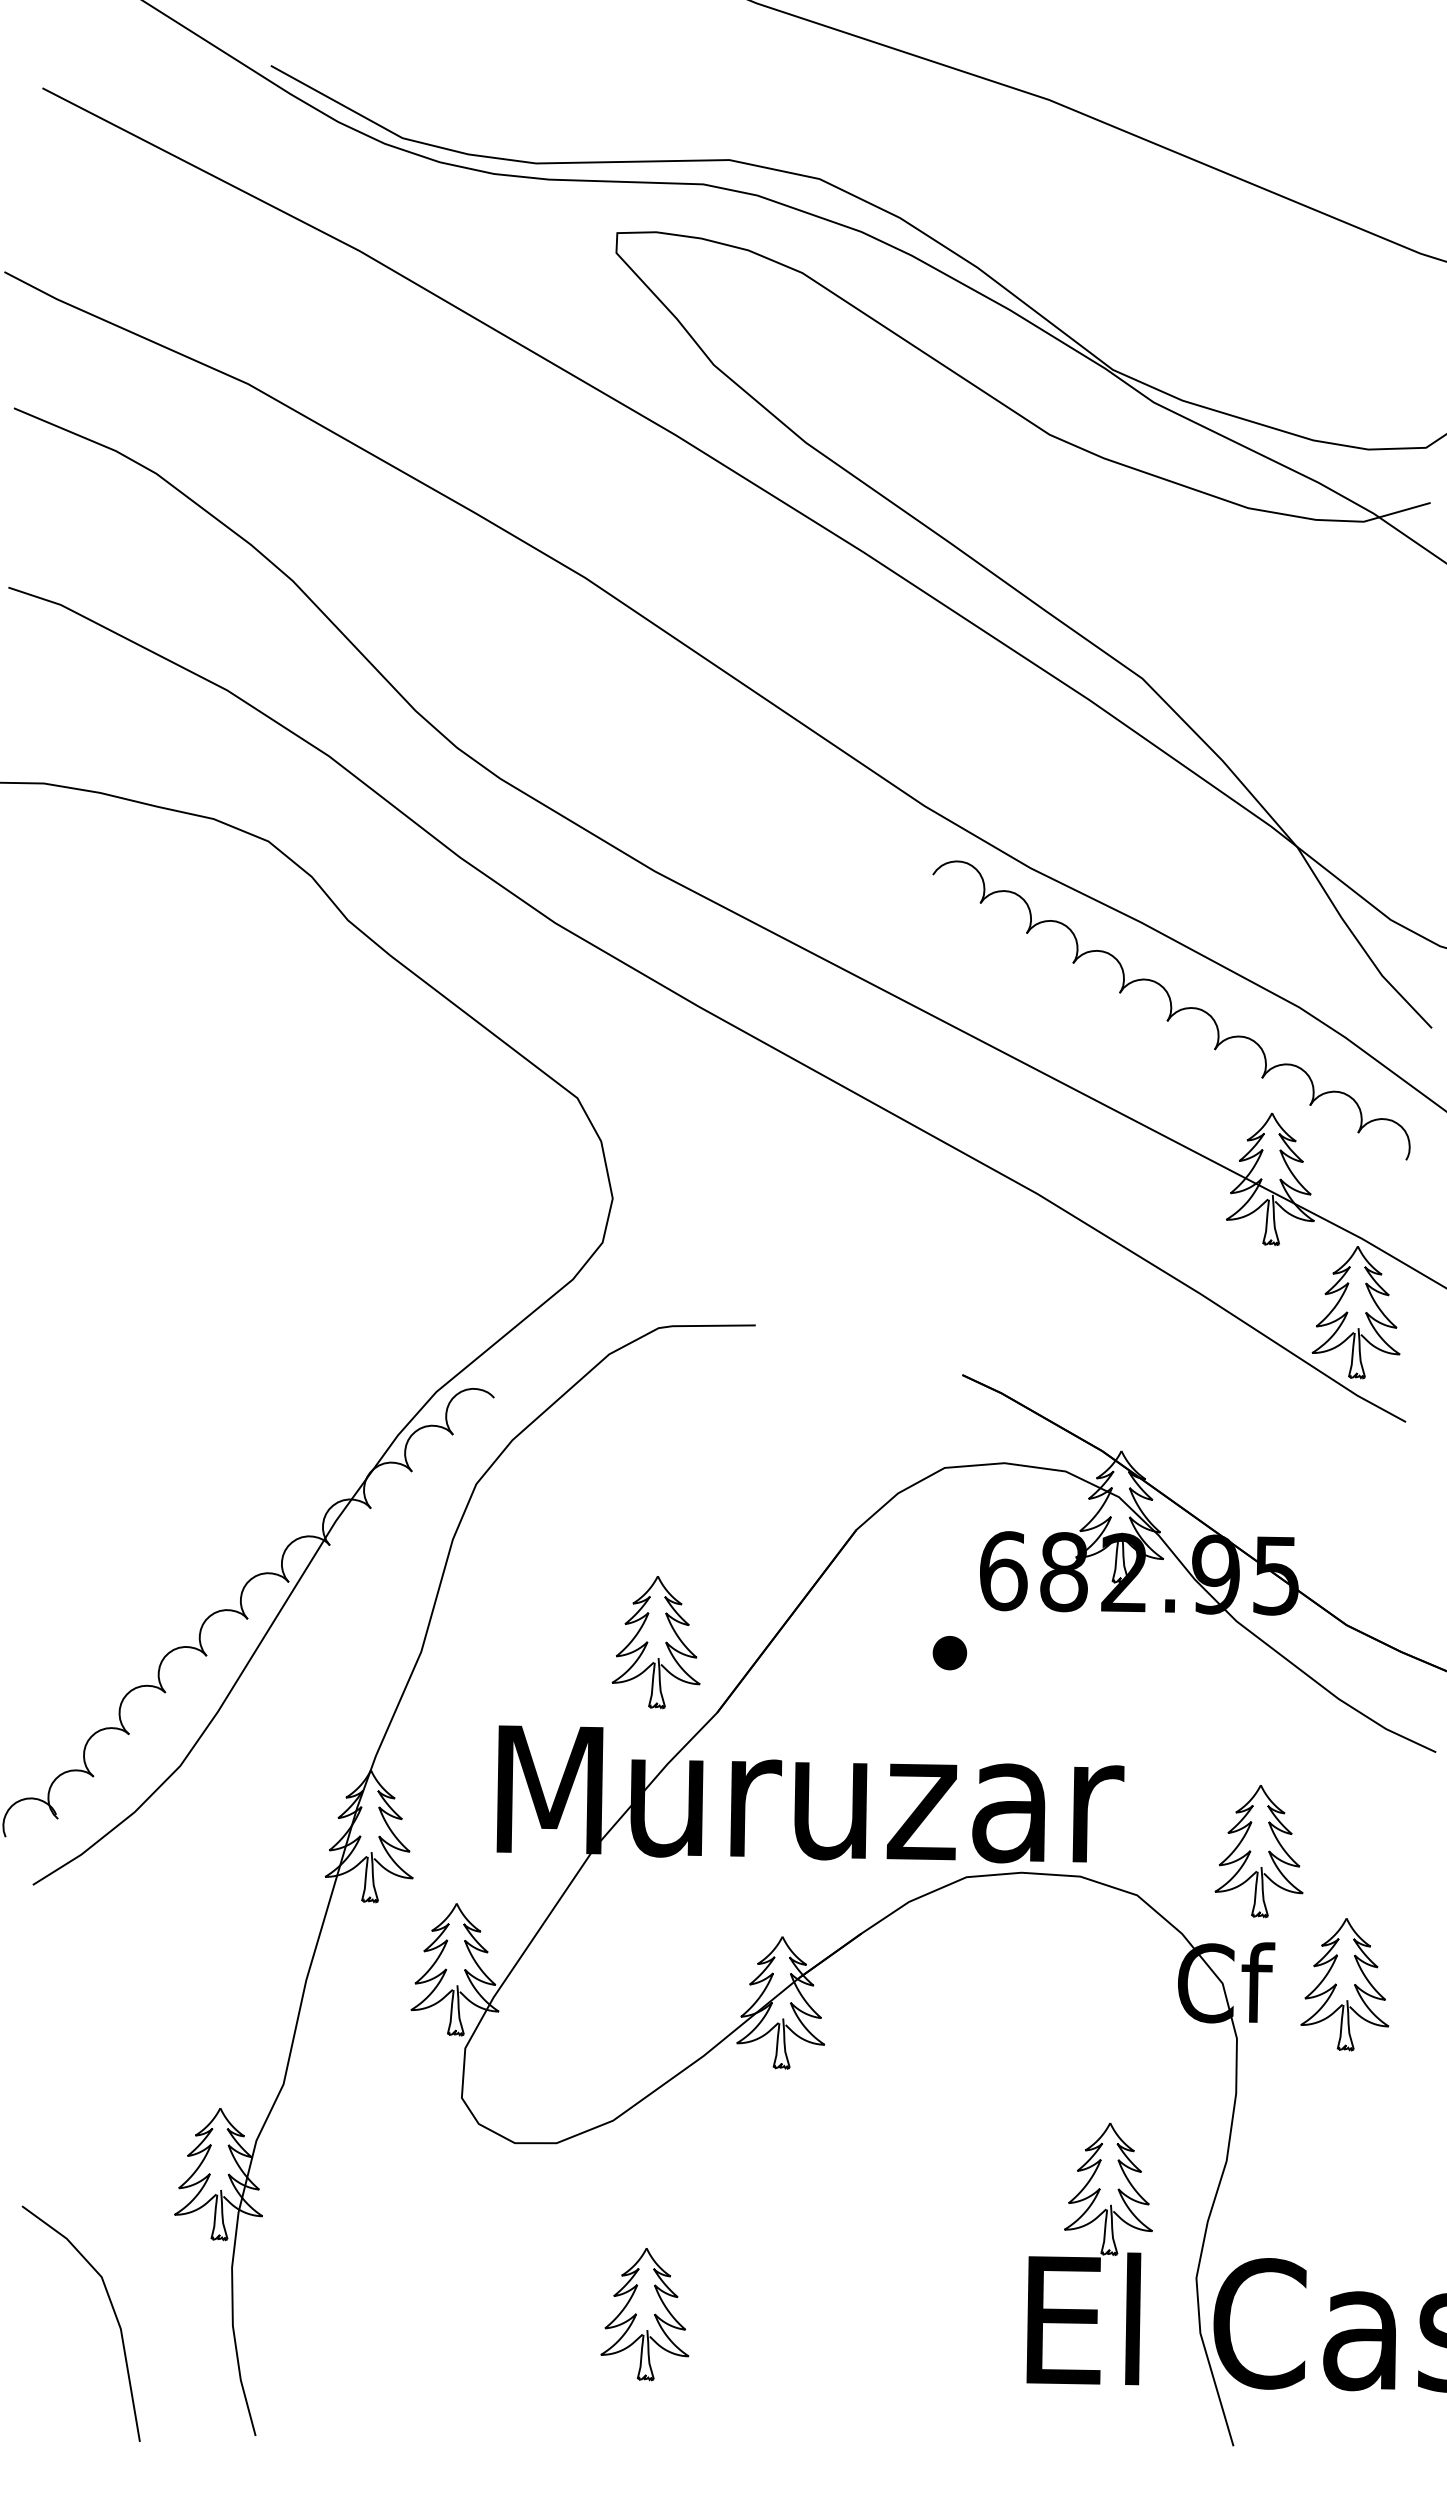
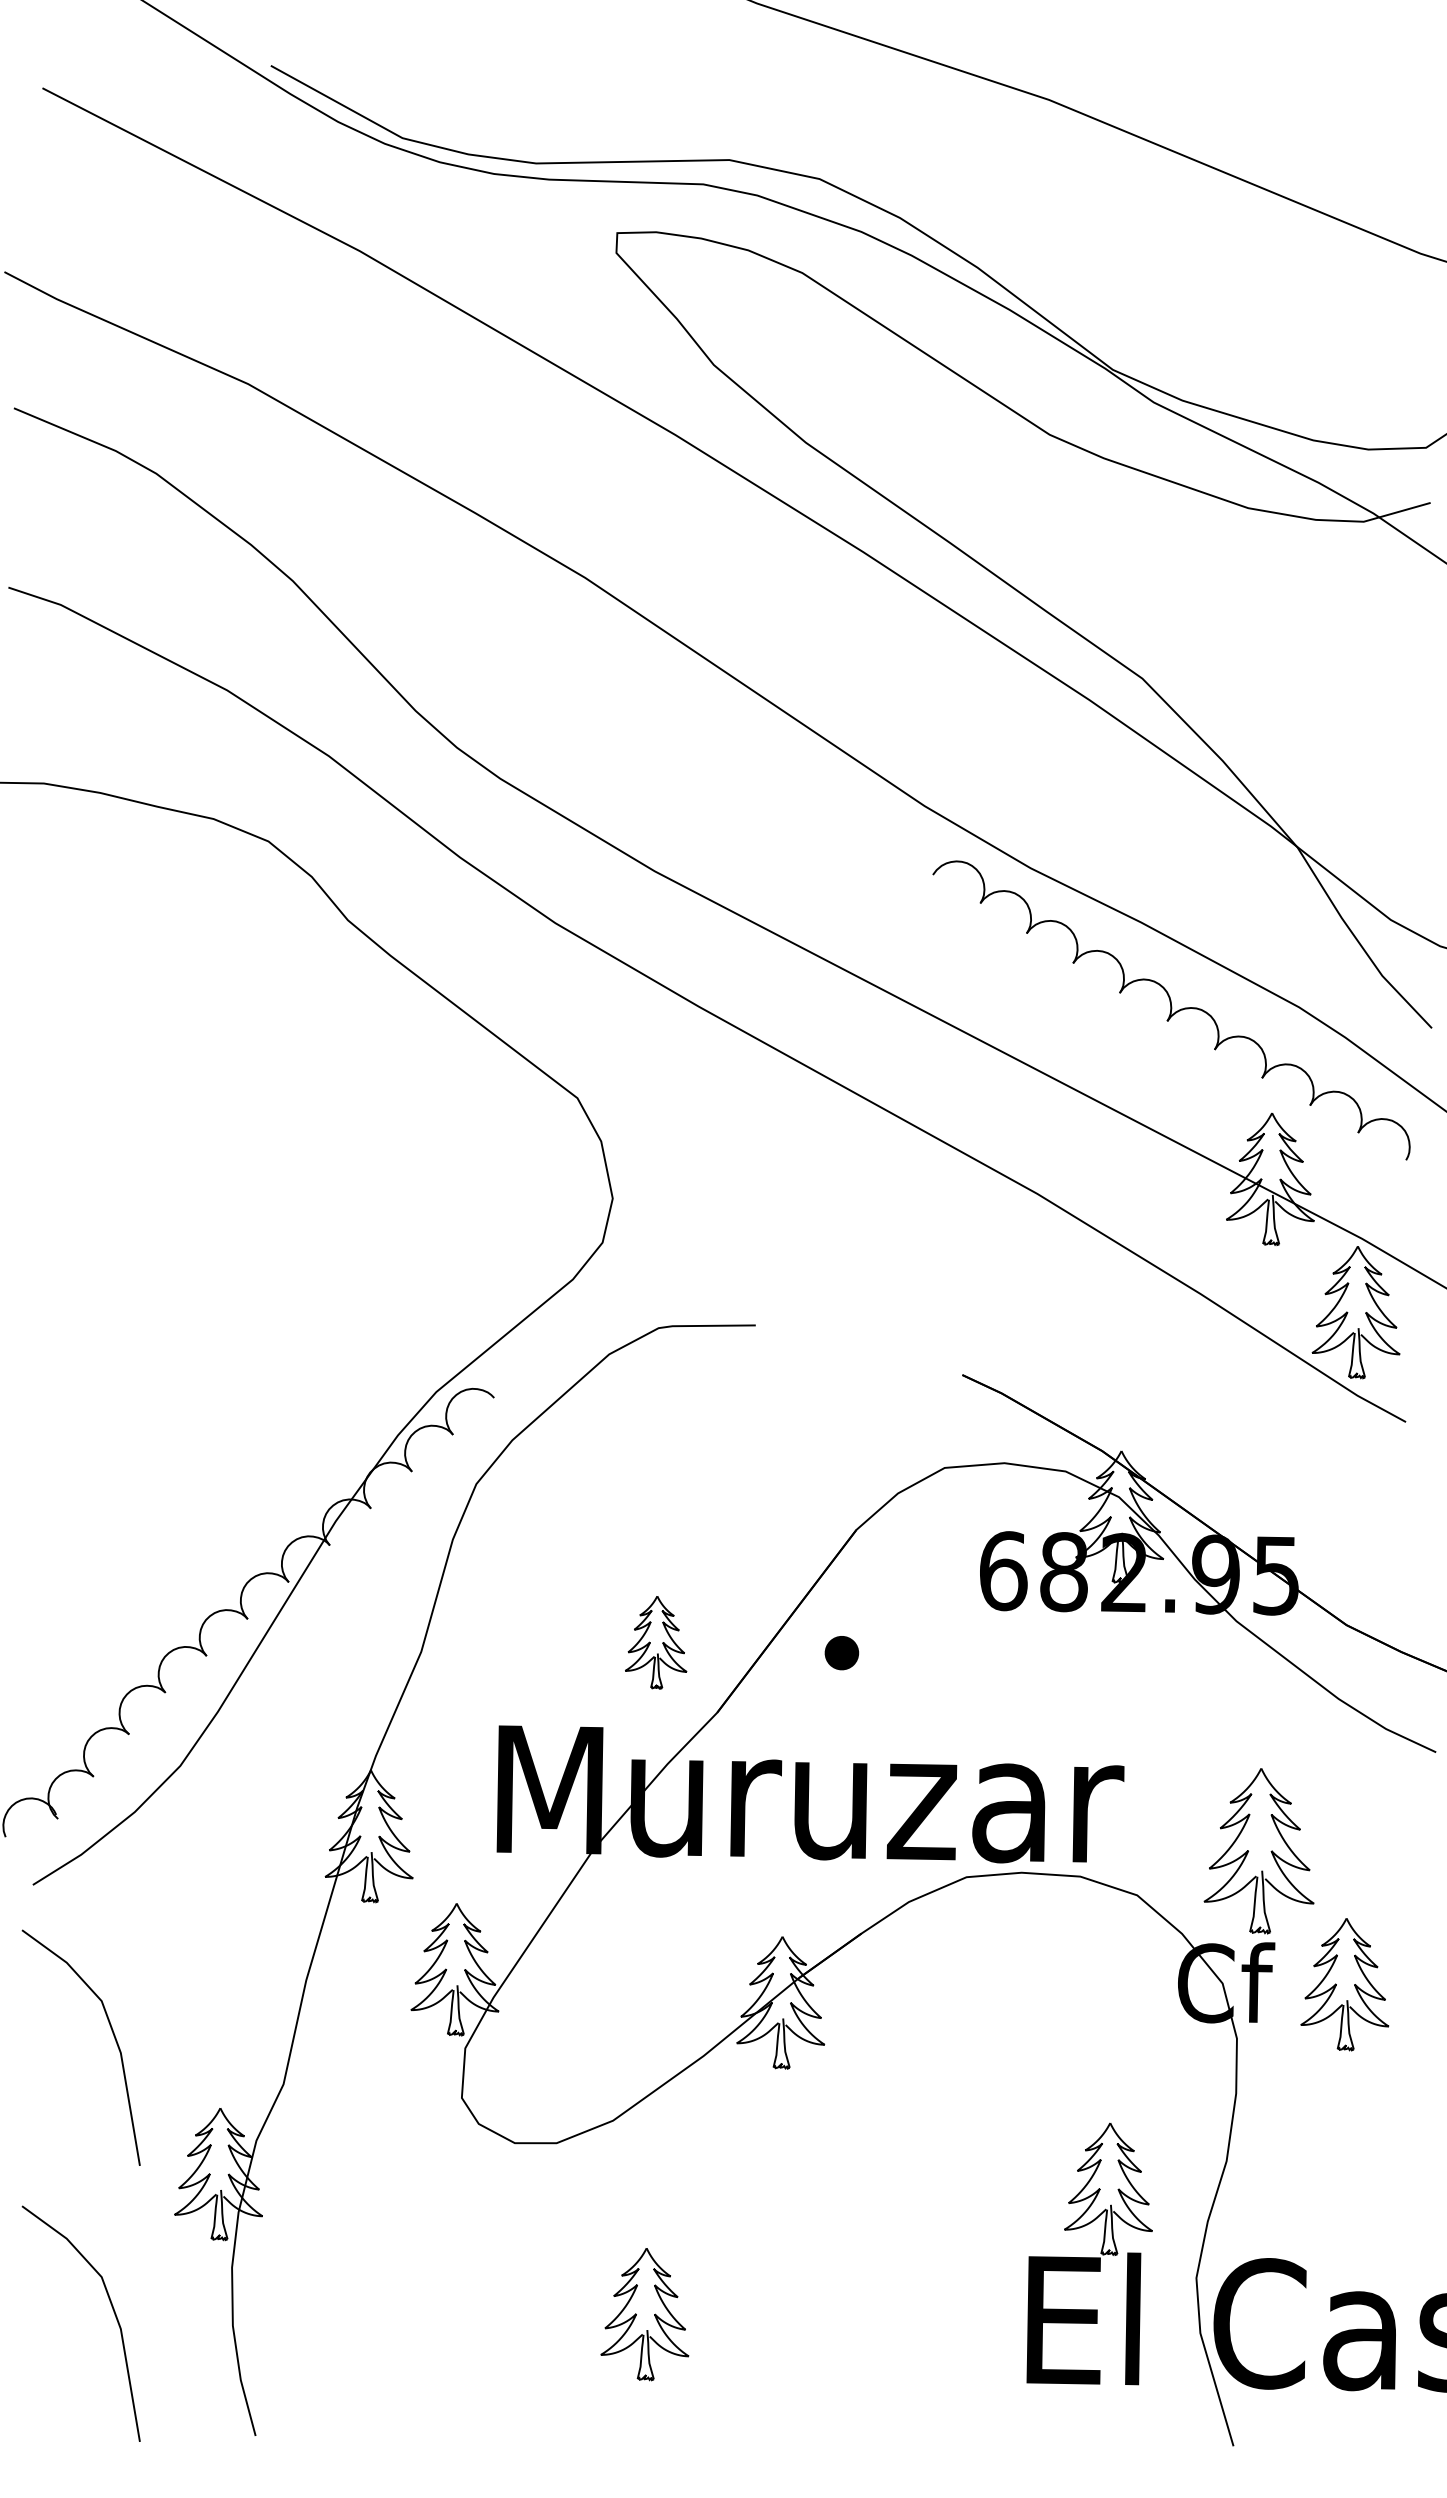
part size: 90x134 px -> 63x94 px (656, 1642)
part position: (949, 1653) -> (841, 1653) (841, 1653)
part size: 90x134 px -> 112x167 px (1258, 1851)
line: none -> present (113, 2036)
